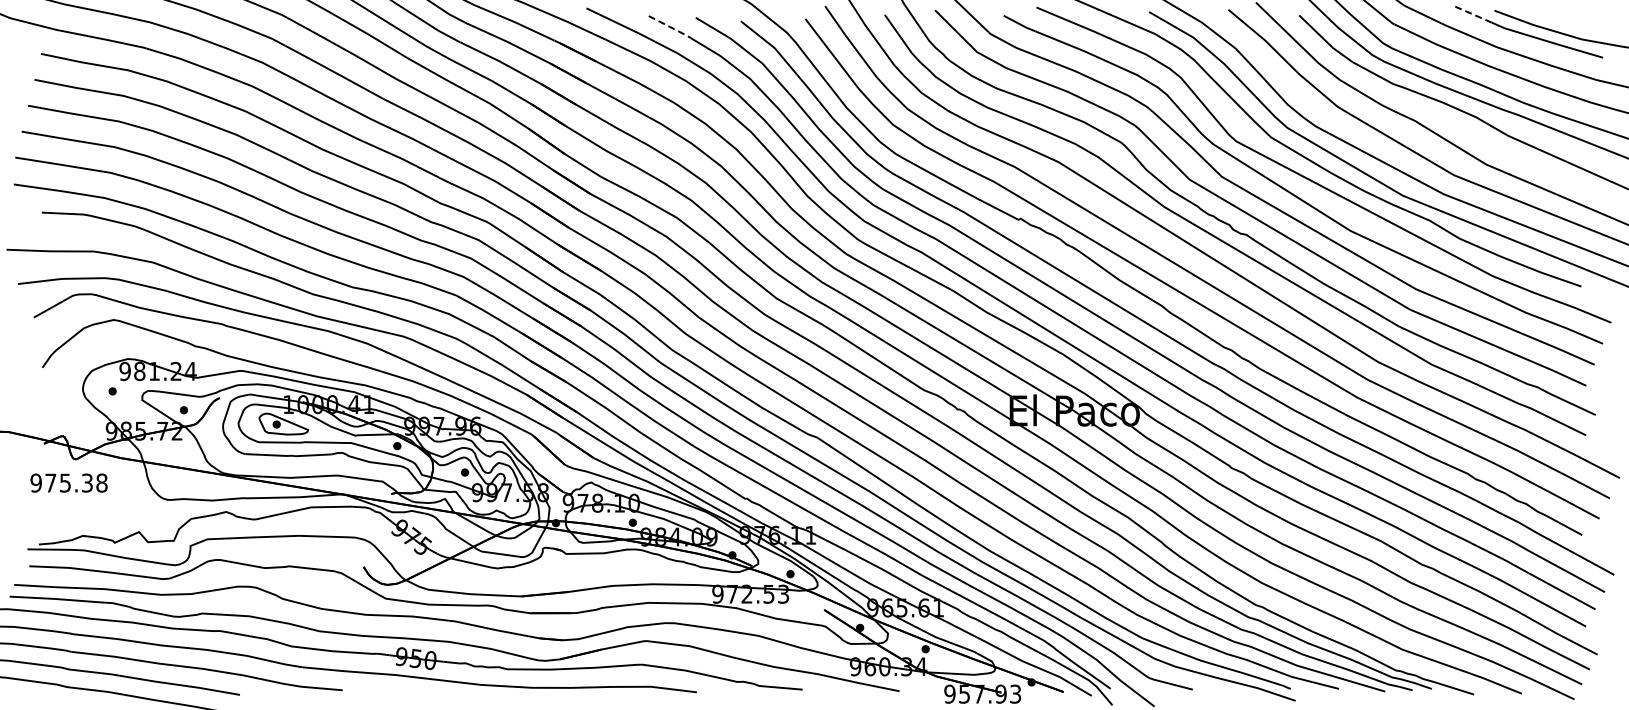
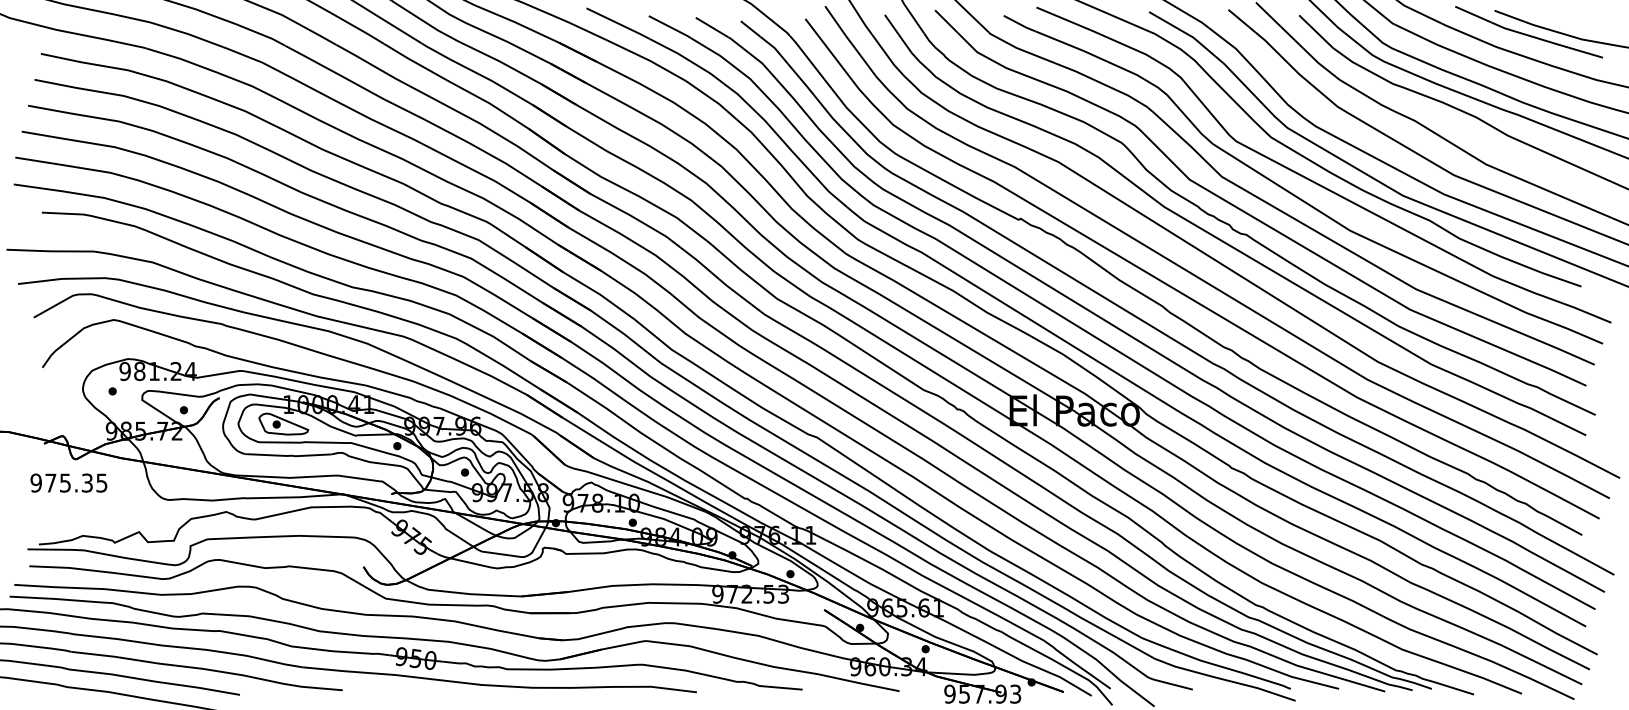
line: dashed -> solid (1473, 14)
line: dashed -> solid (670, 27)
text: 975.38 -> 975.35 (101, 482)
